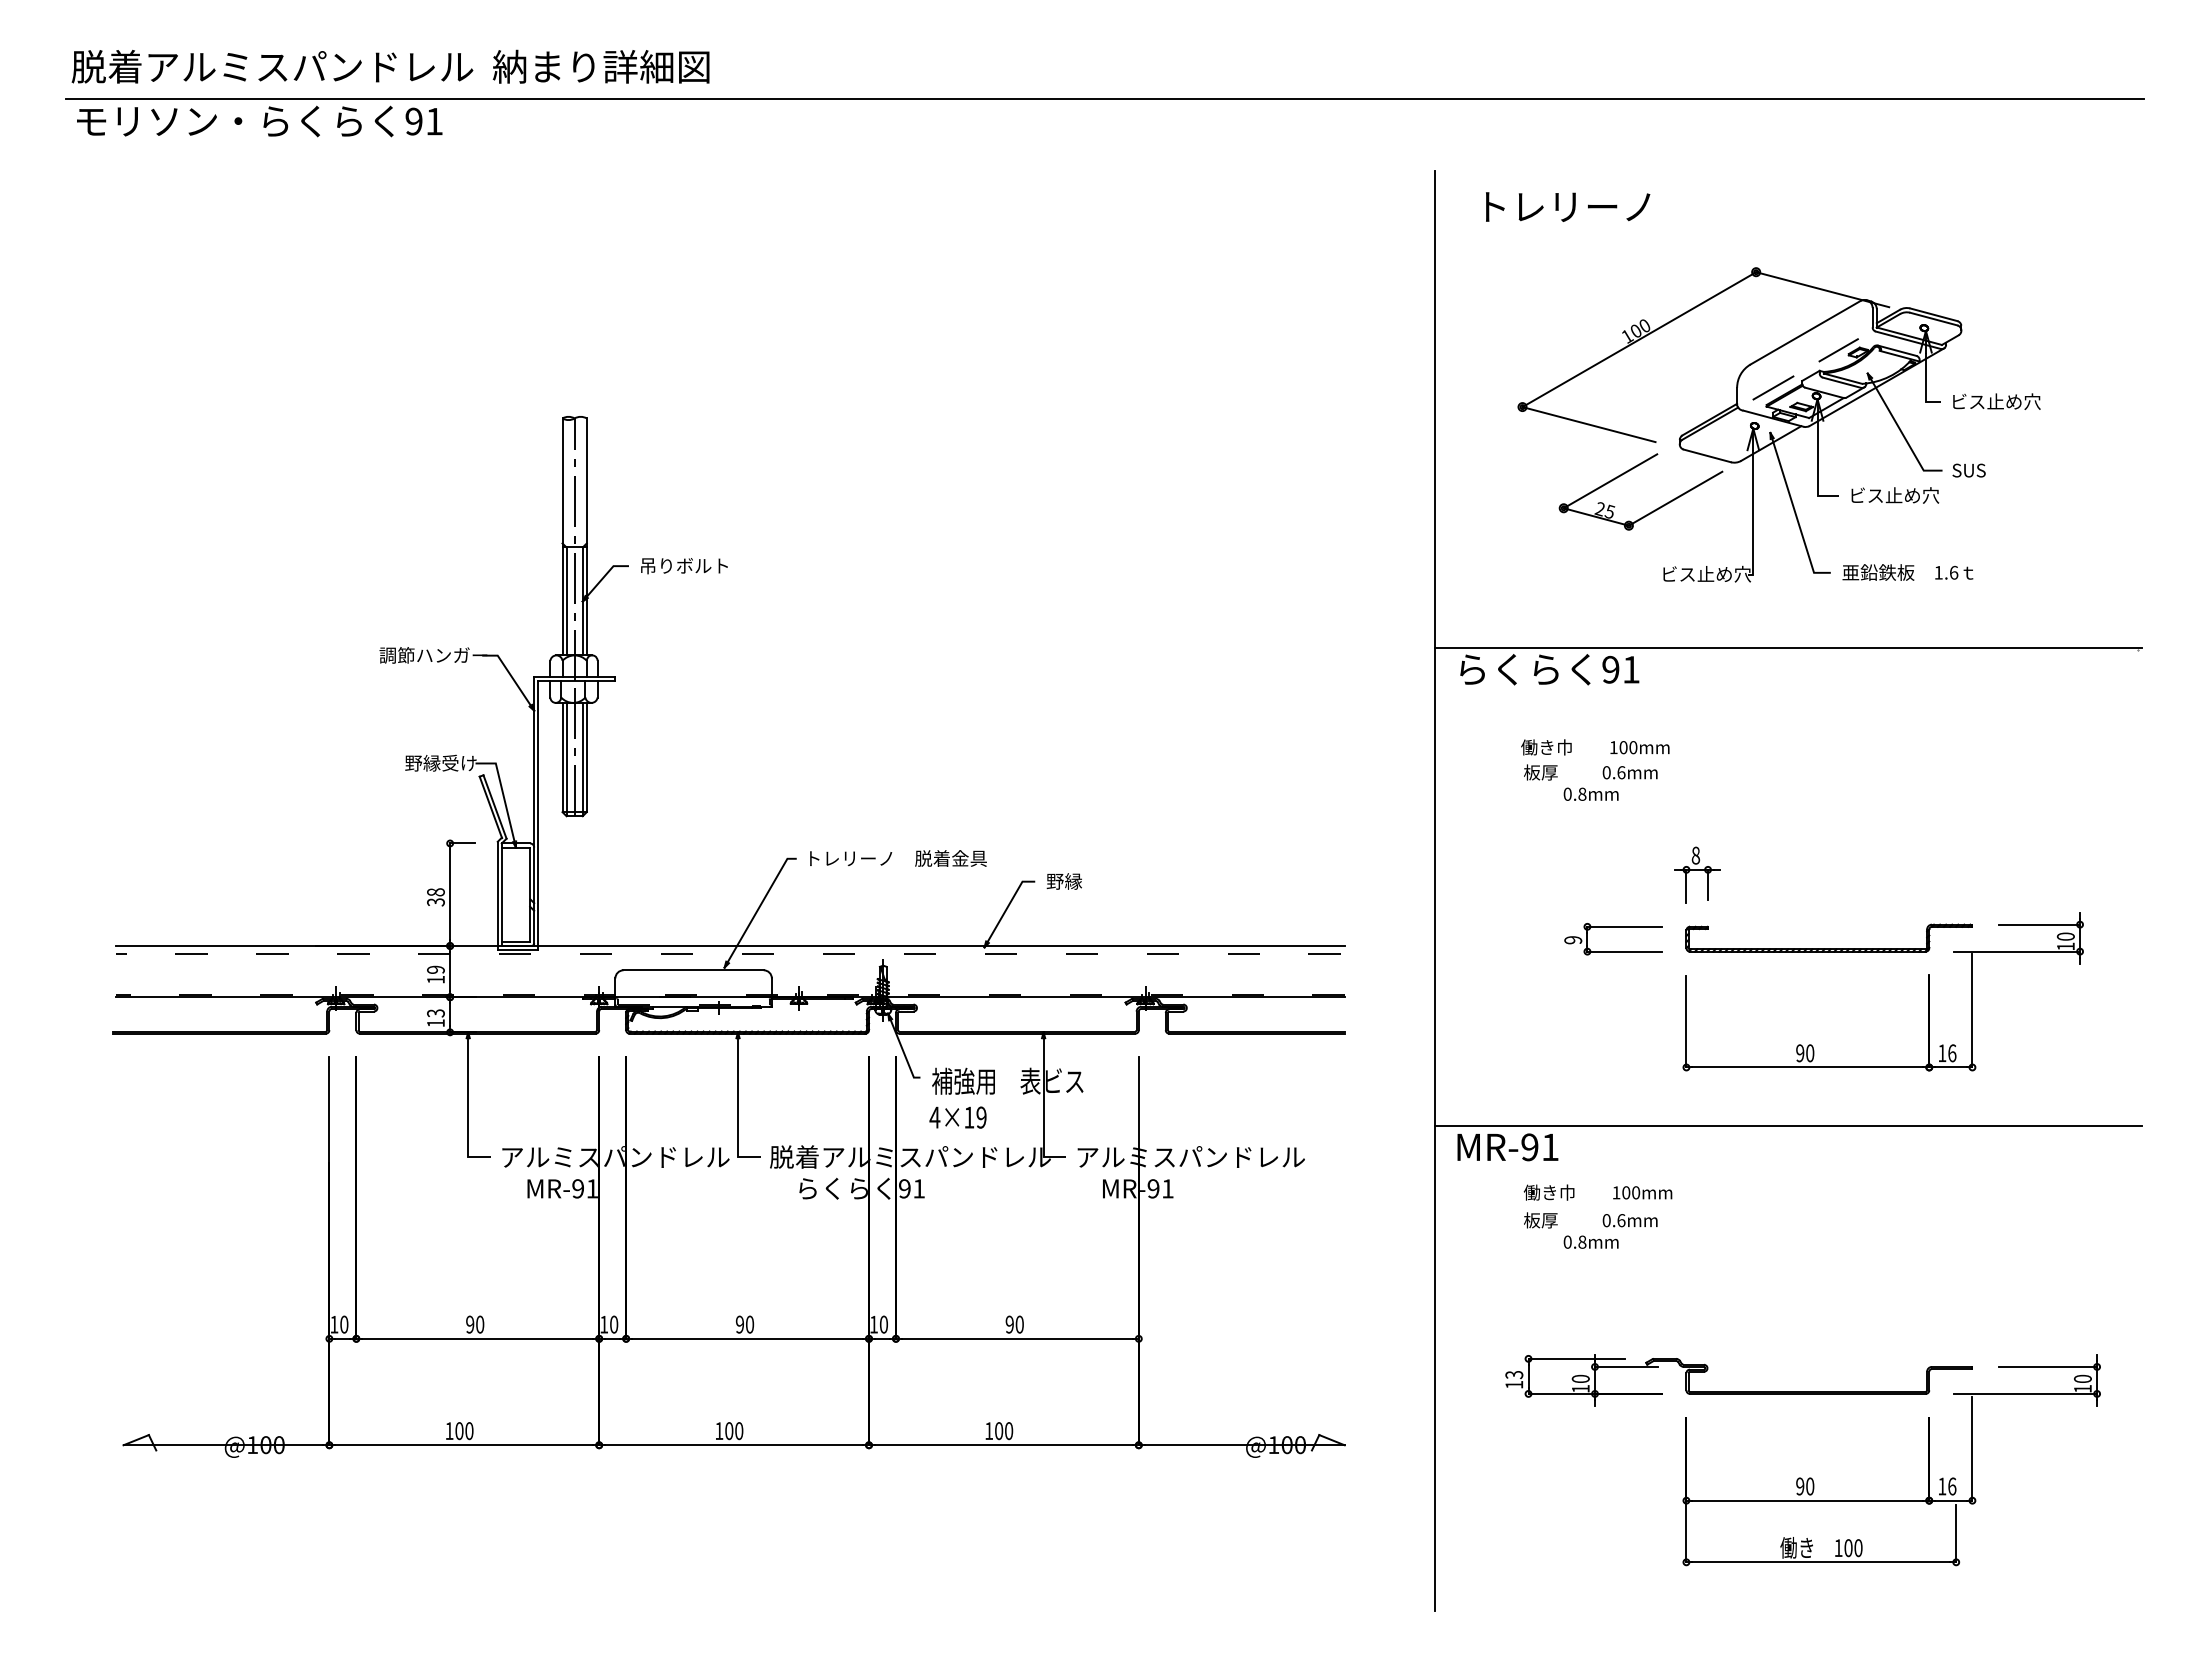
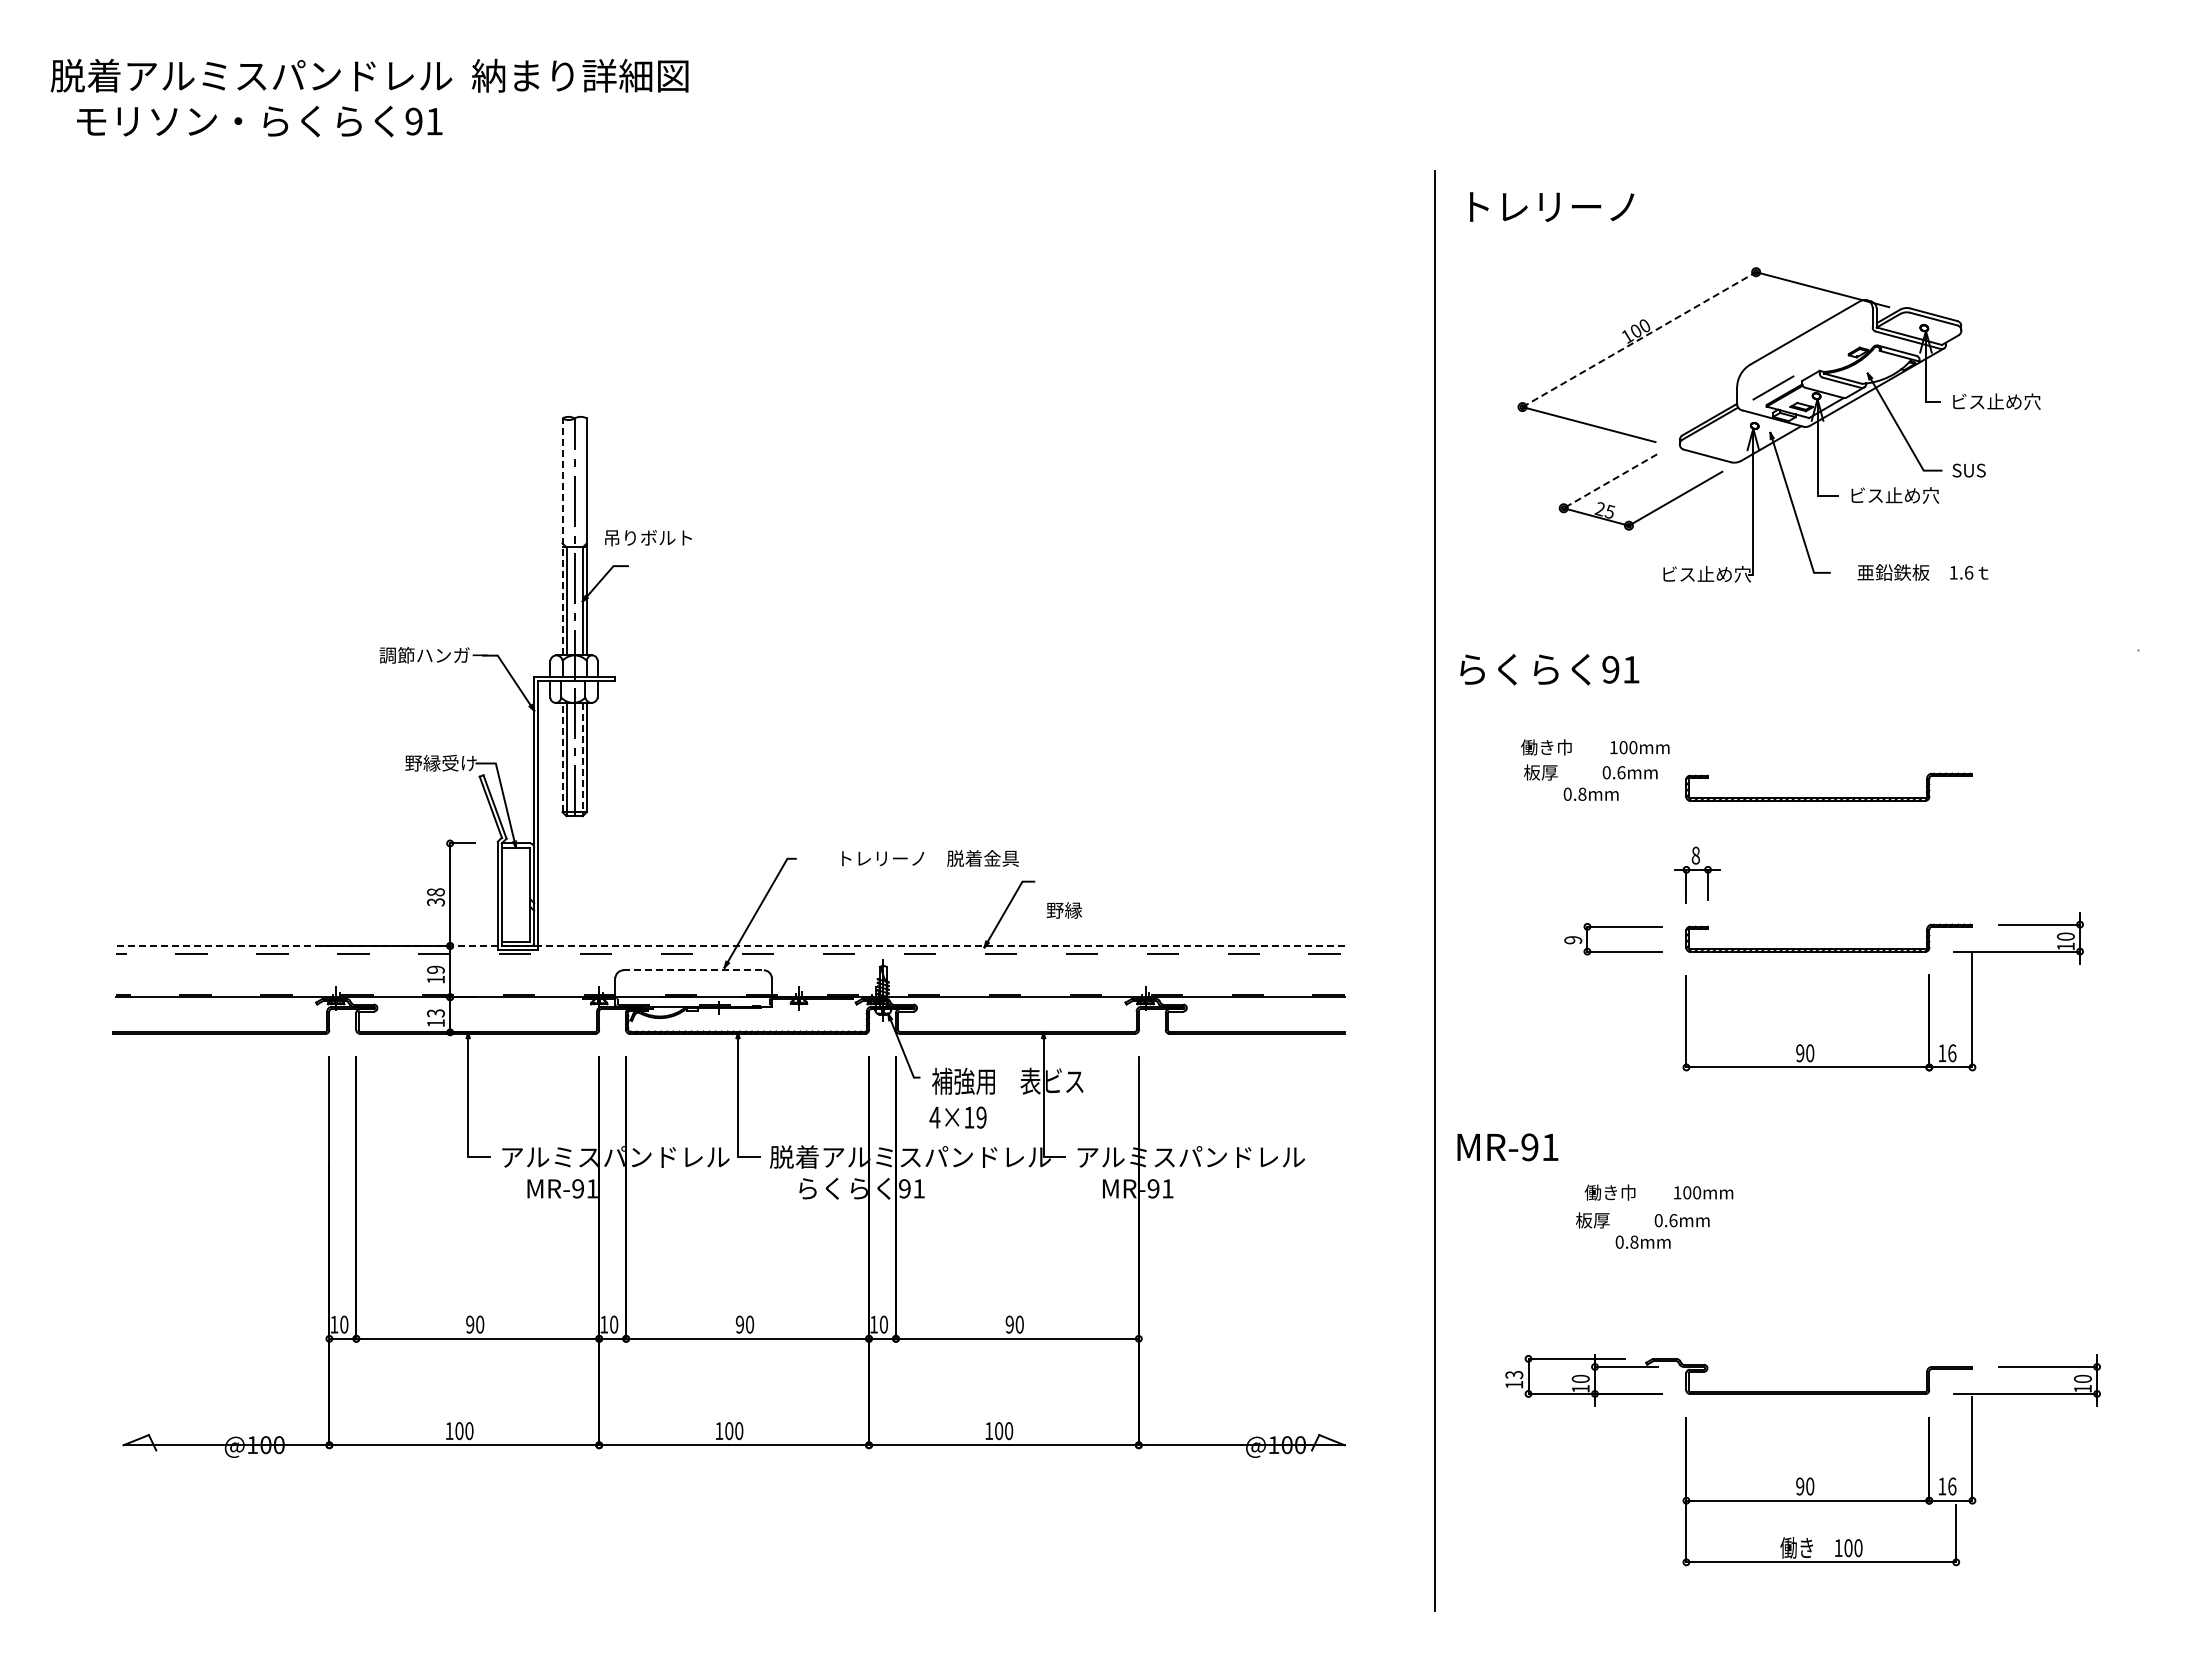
text position: (390, 66) -> (369, 75) (369, 75)
line: present -> none (1104, 98)
text position: (1568, 206) -> (1552, 206) (1552, 206)
line: solid -> dashed (1639, 339)
line: present -> none (1838, 350)
line: solid -> dashed (1610, 481)
line: solid -> dashed (562, 536)
text position: (684, 566) -> (648, 538) (648, 538)
text position: (1907, 572) -> (1922, 572) (1922, 572)
line: present -> none (1788, 648)
line: solid -> dashed (562, 757)
line: solid -> dashed (582, 759)
part: none -> present (1828, 797)
text position: (898, 858) -> (930, 858) (930, 858)
text position: (1063, 881) -> (1063, 910) (1063, 910)
line: solid -> dashed (729, 945)
line: solid -> dashed (694, 970)
line: present -> none (1788, 1125)
text position: (1597, 1192) -> (1658, 1192) (1658, 1192)
text position: (1590, 1230) -> (1642, 1230) (1642, 1230)
